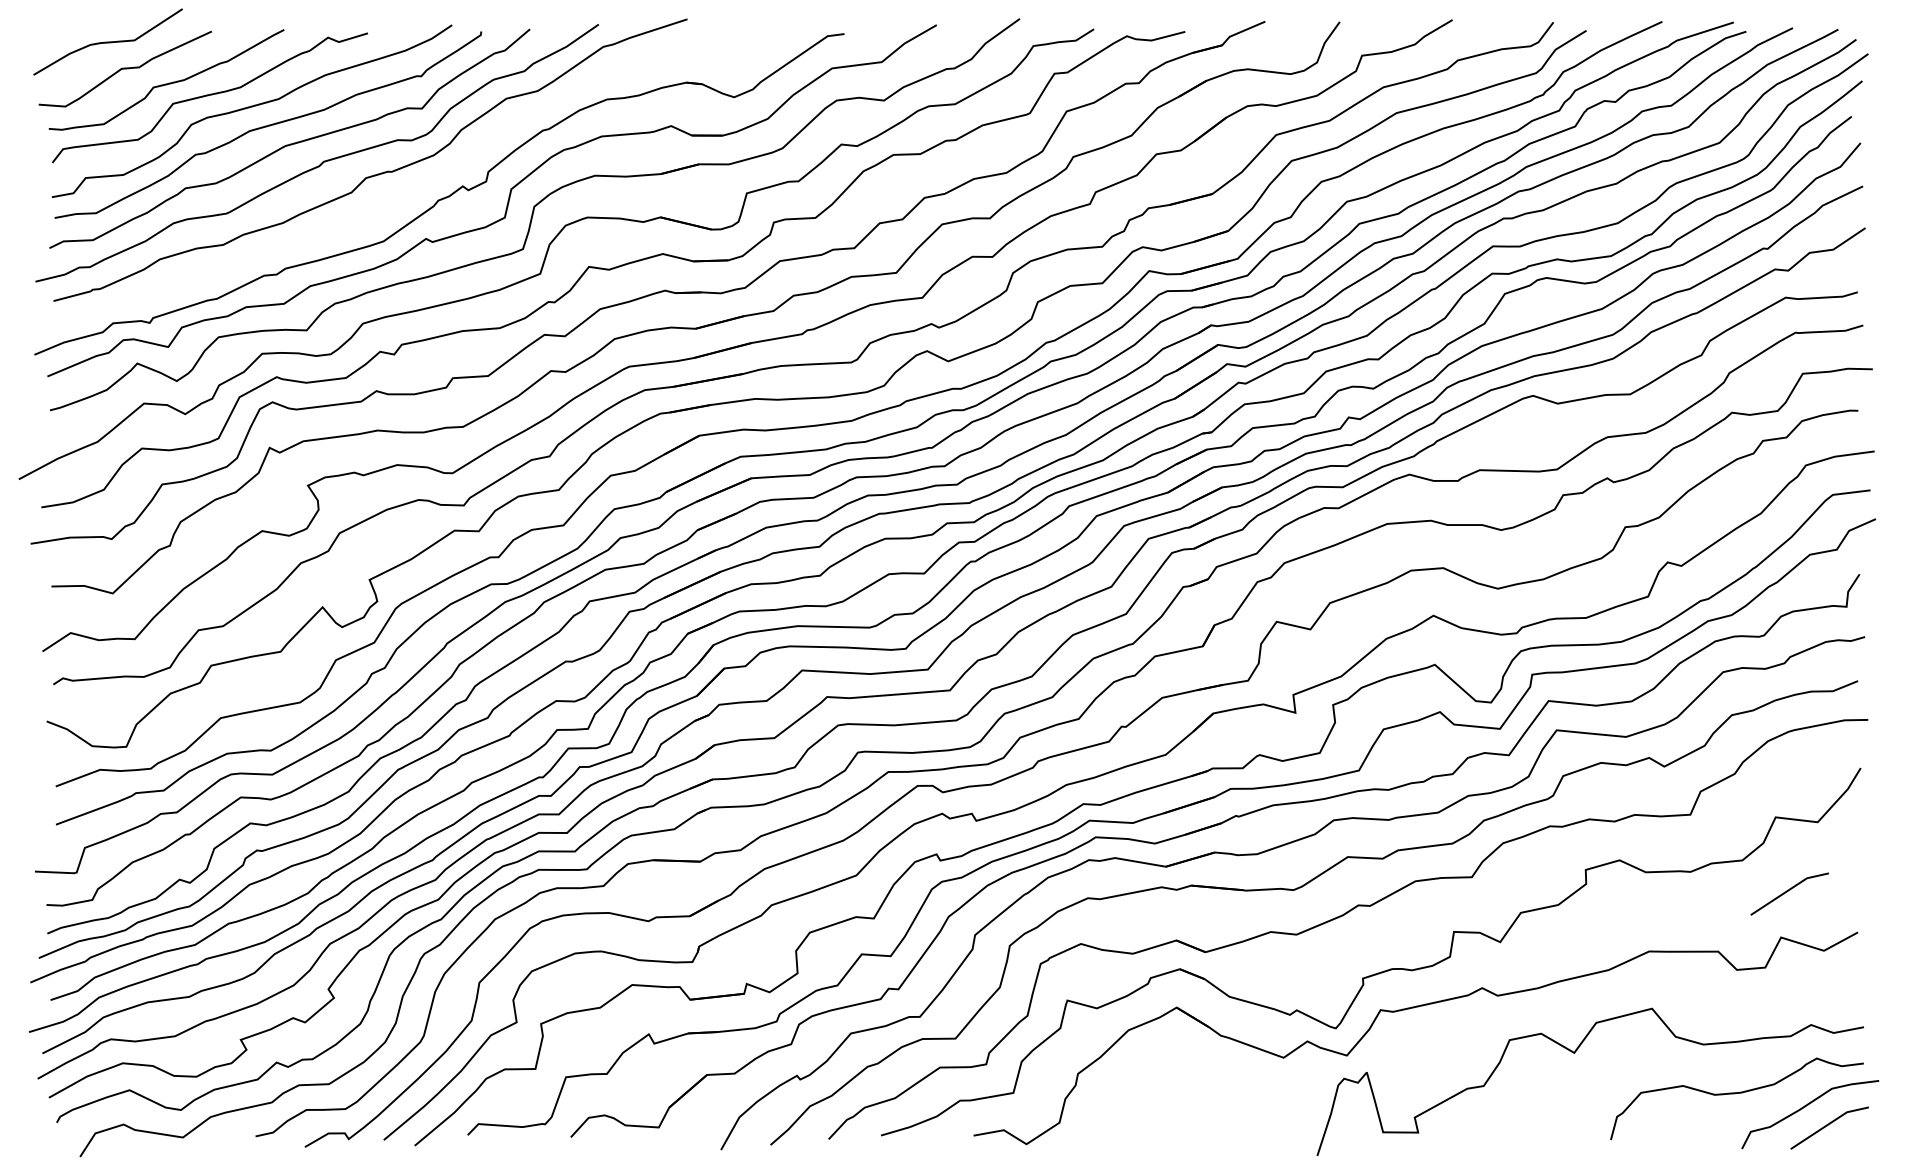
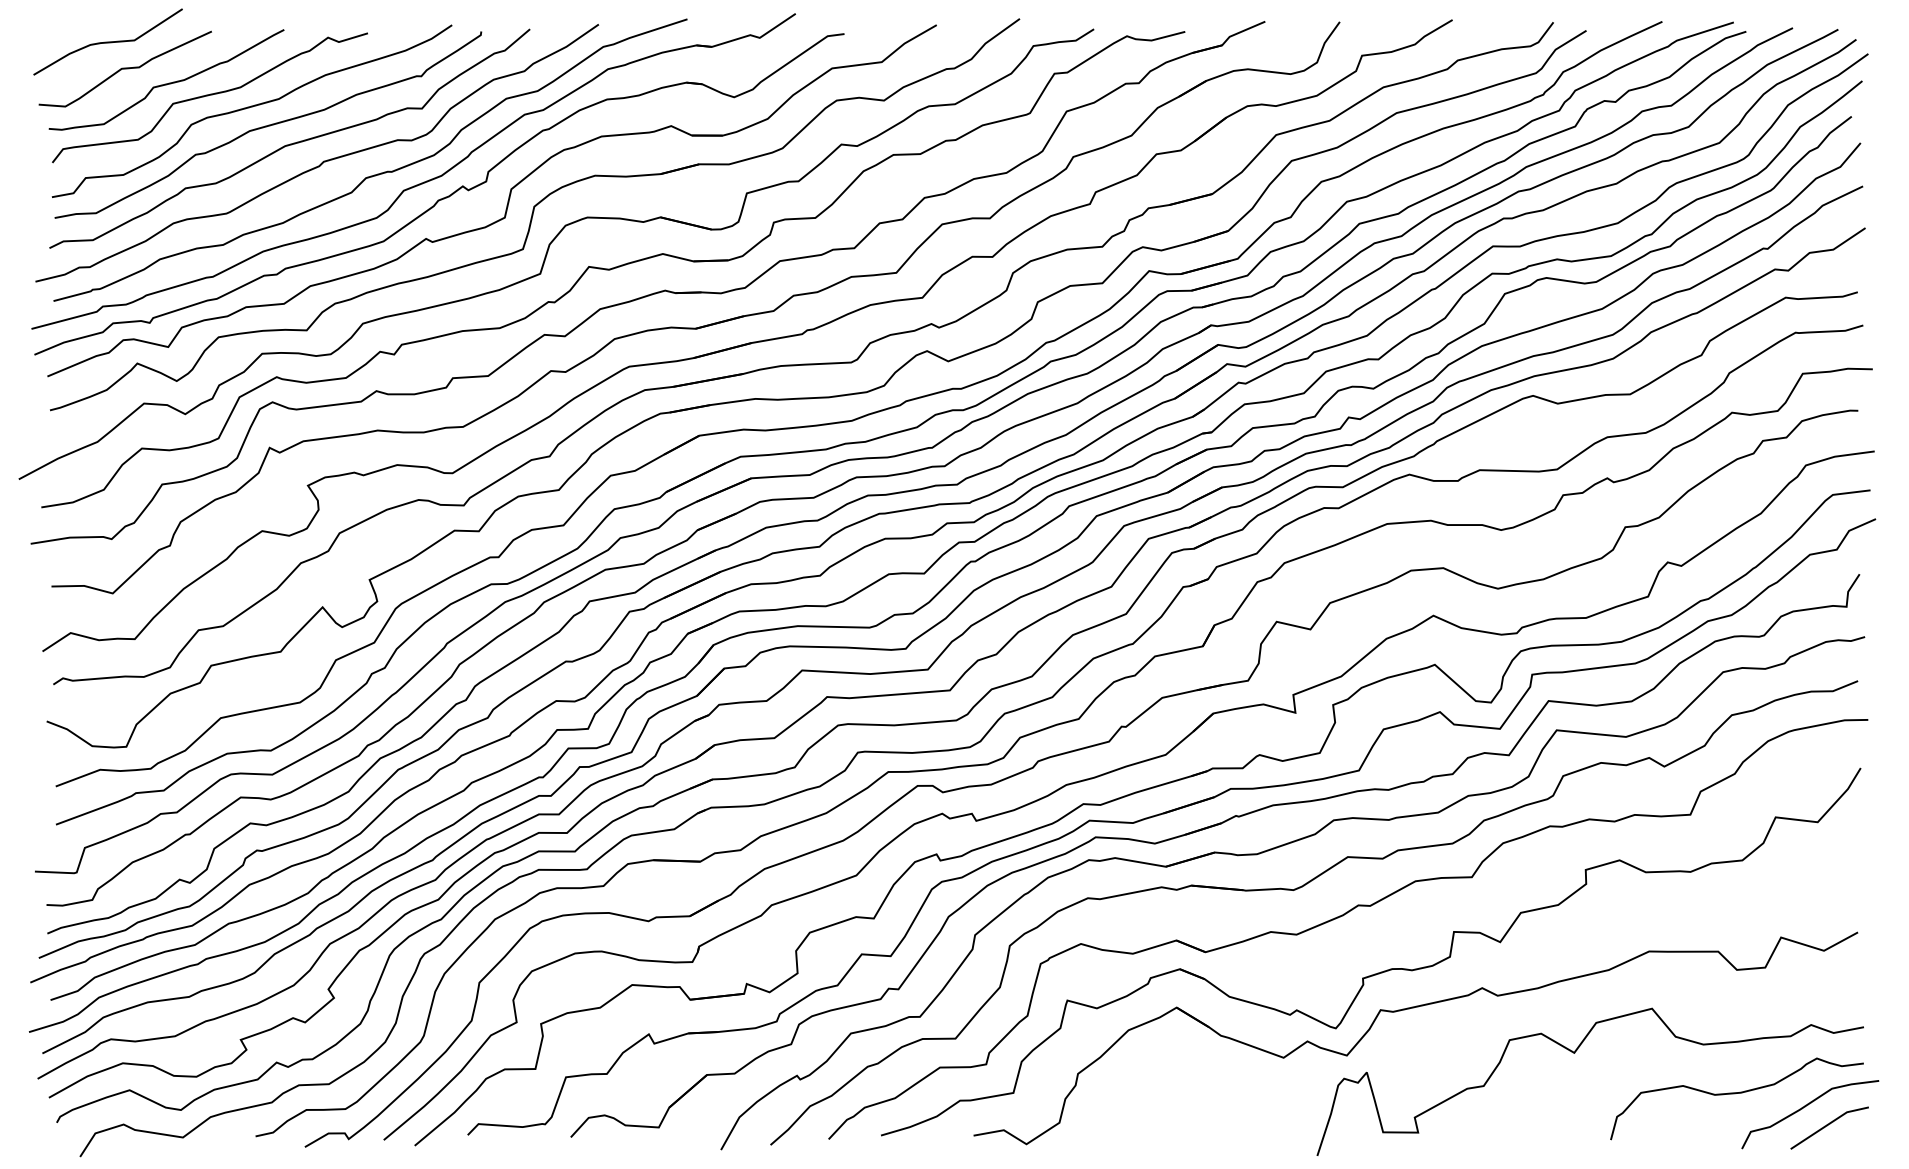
part: none -> present (418, 183)
line: present -> none (1788, 891)
